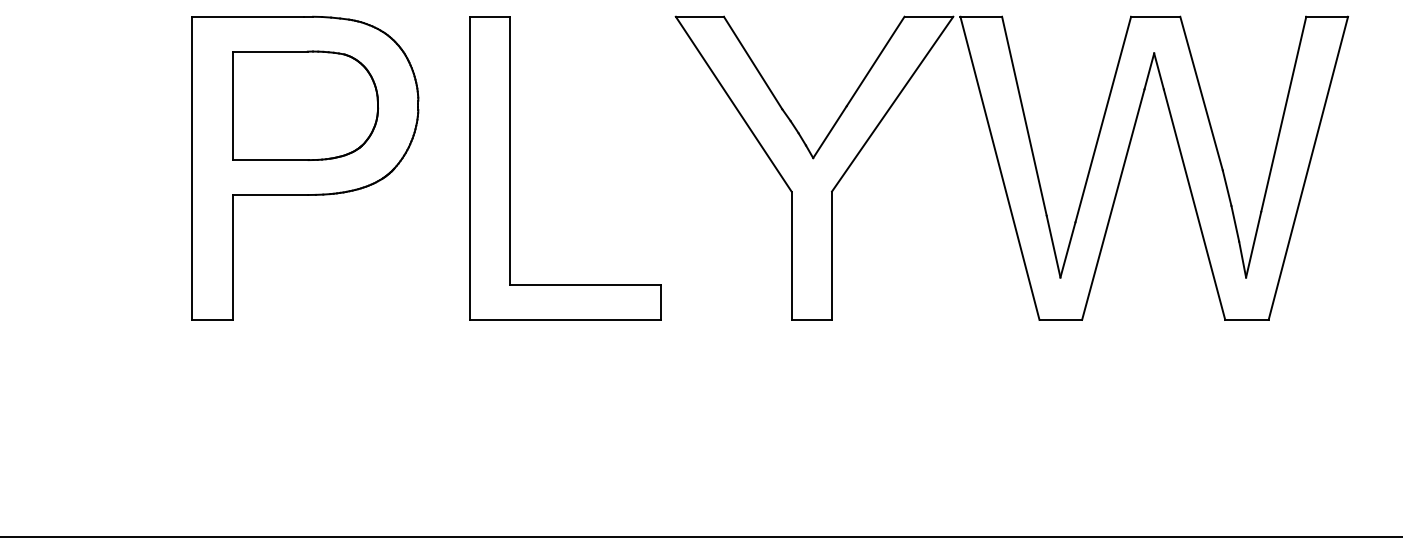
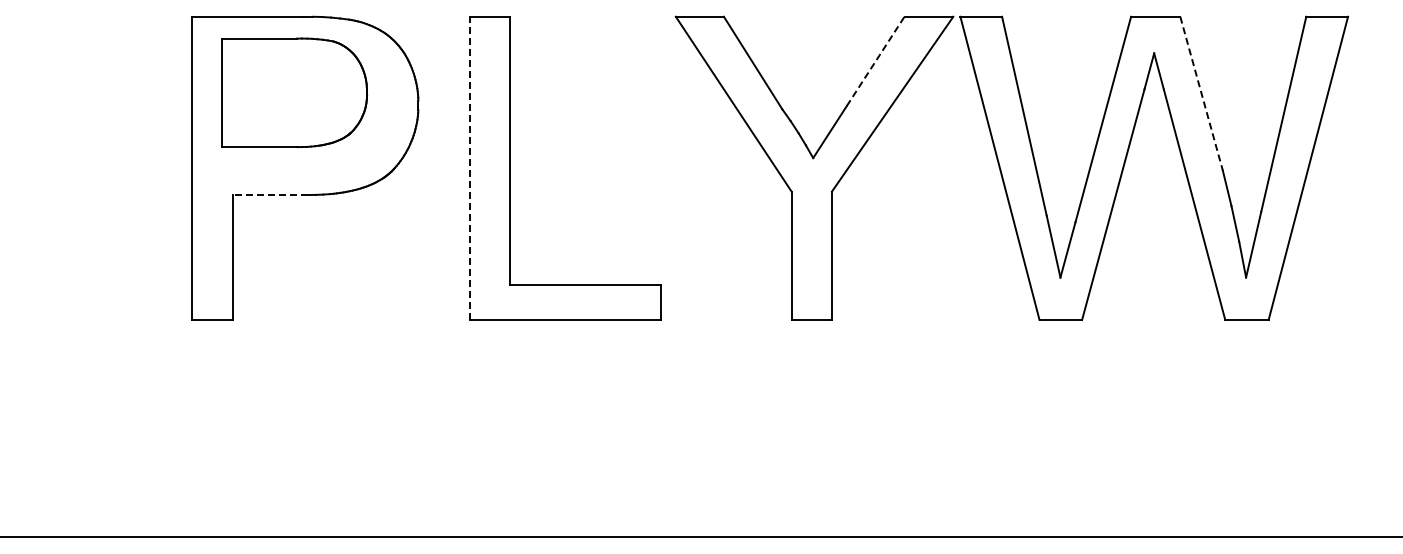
line: solid -> dashed (875, 61)
line: solid -> dashed (1201, 93)
part position: (305, 105) -> (294, 92) (294, 92)
line: solid -> dashed (469, 168)
line: solid -> dashed (270, 195)
